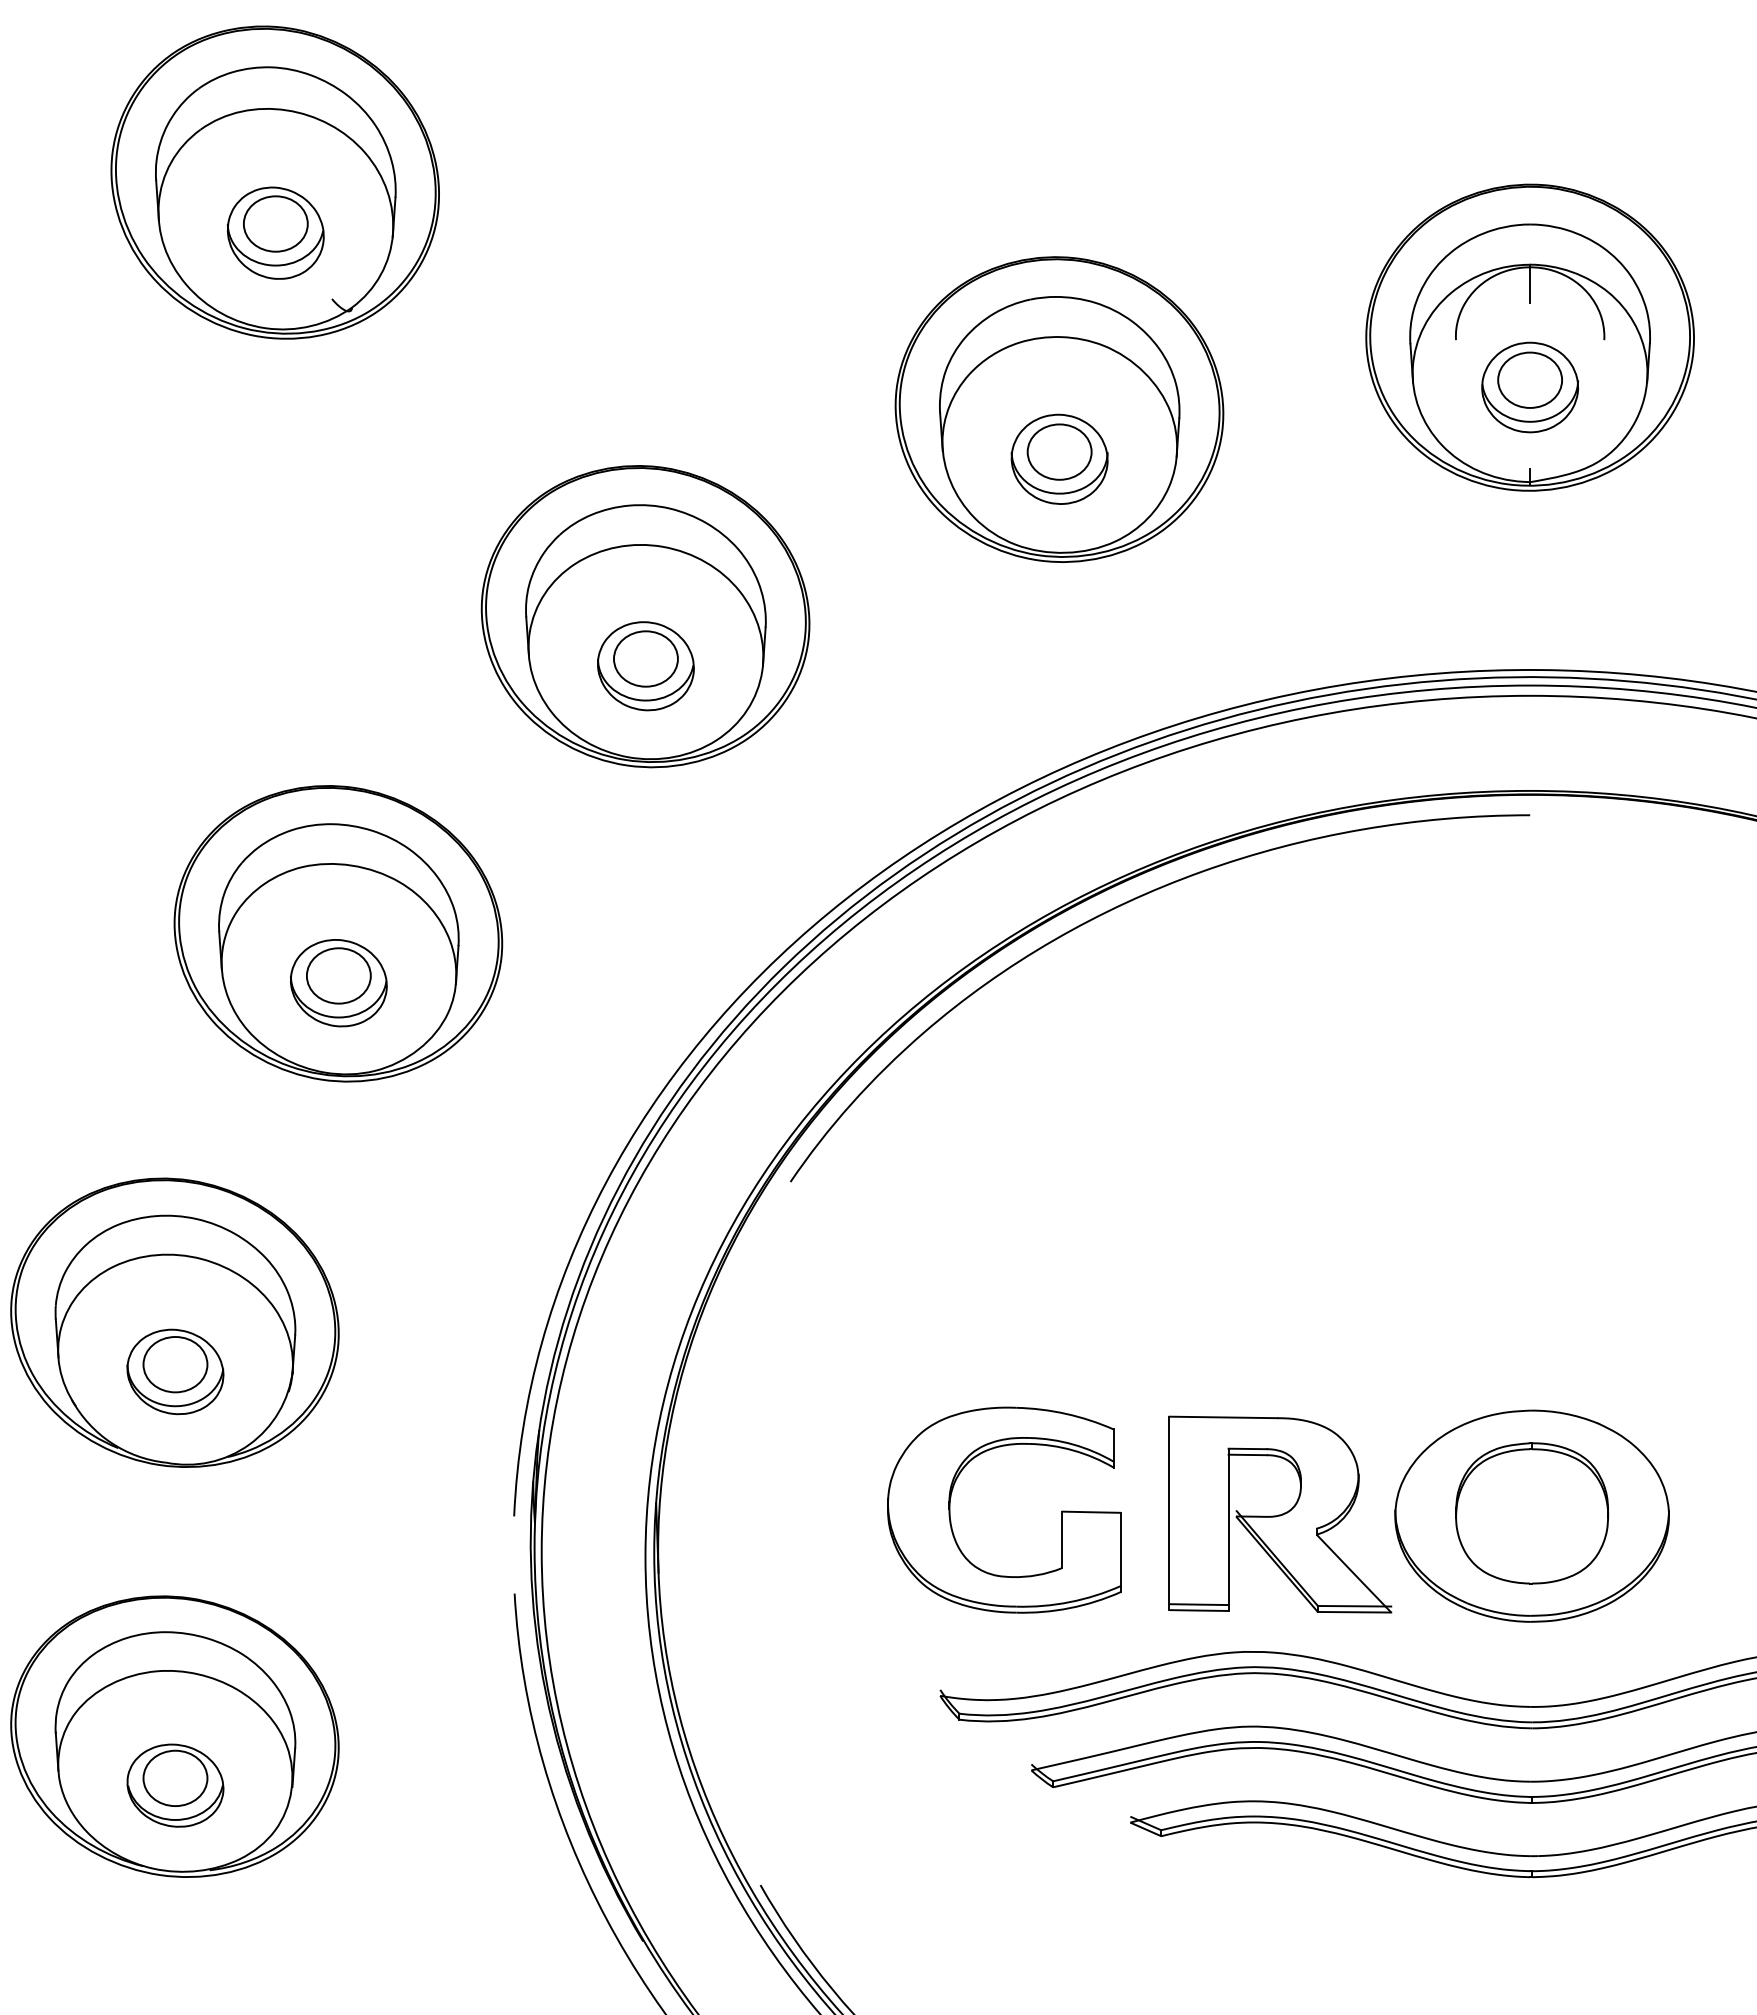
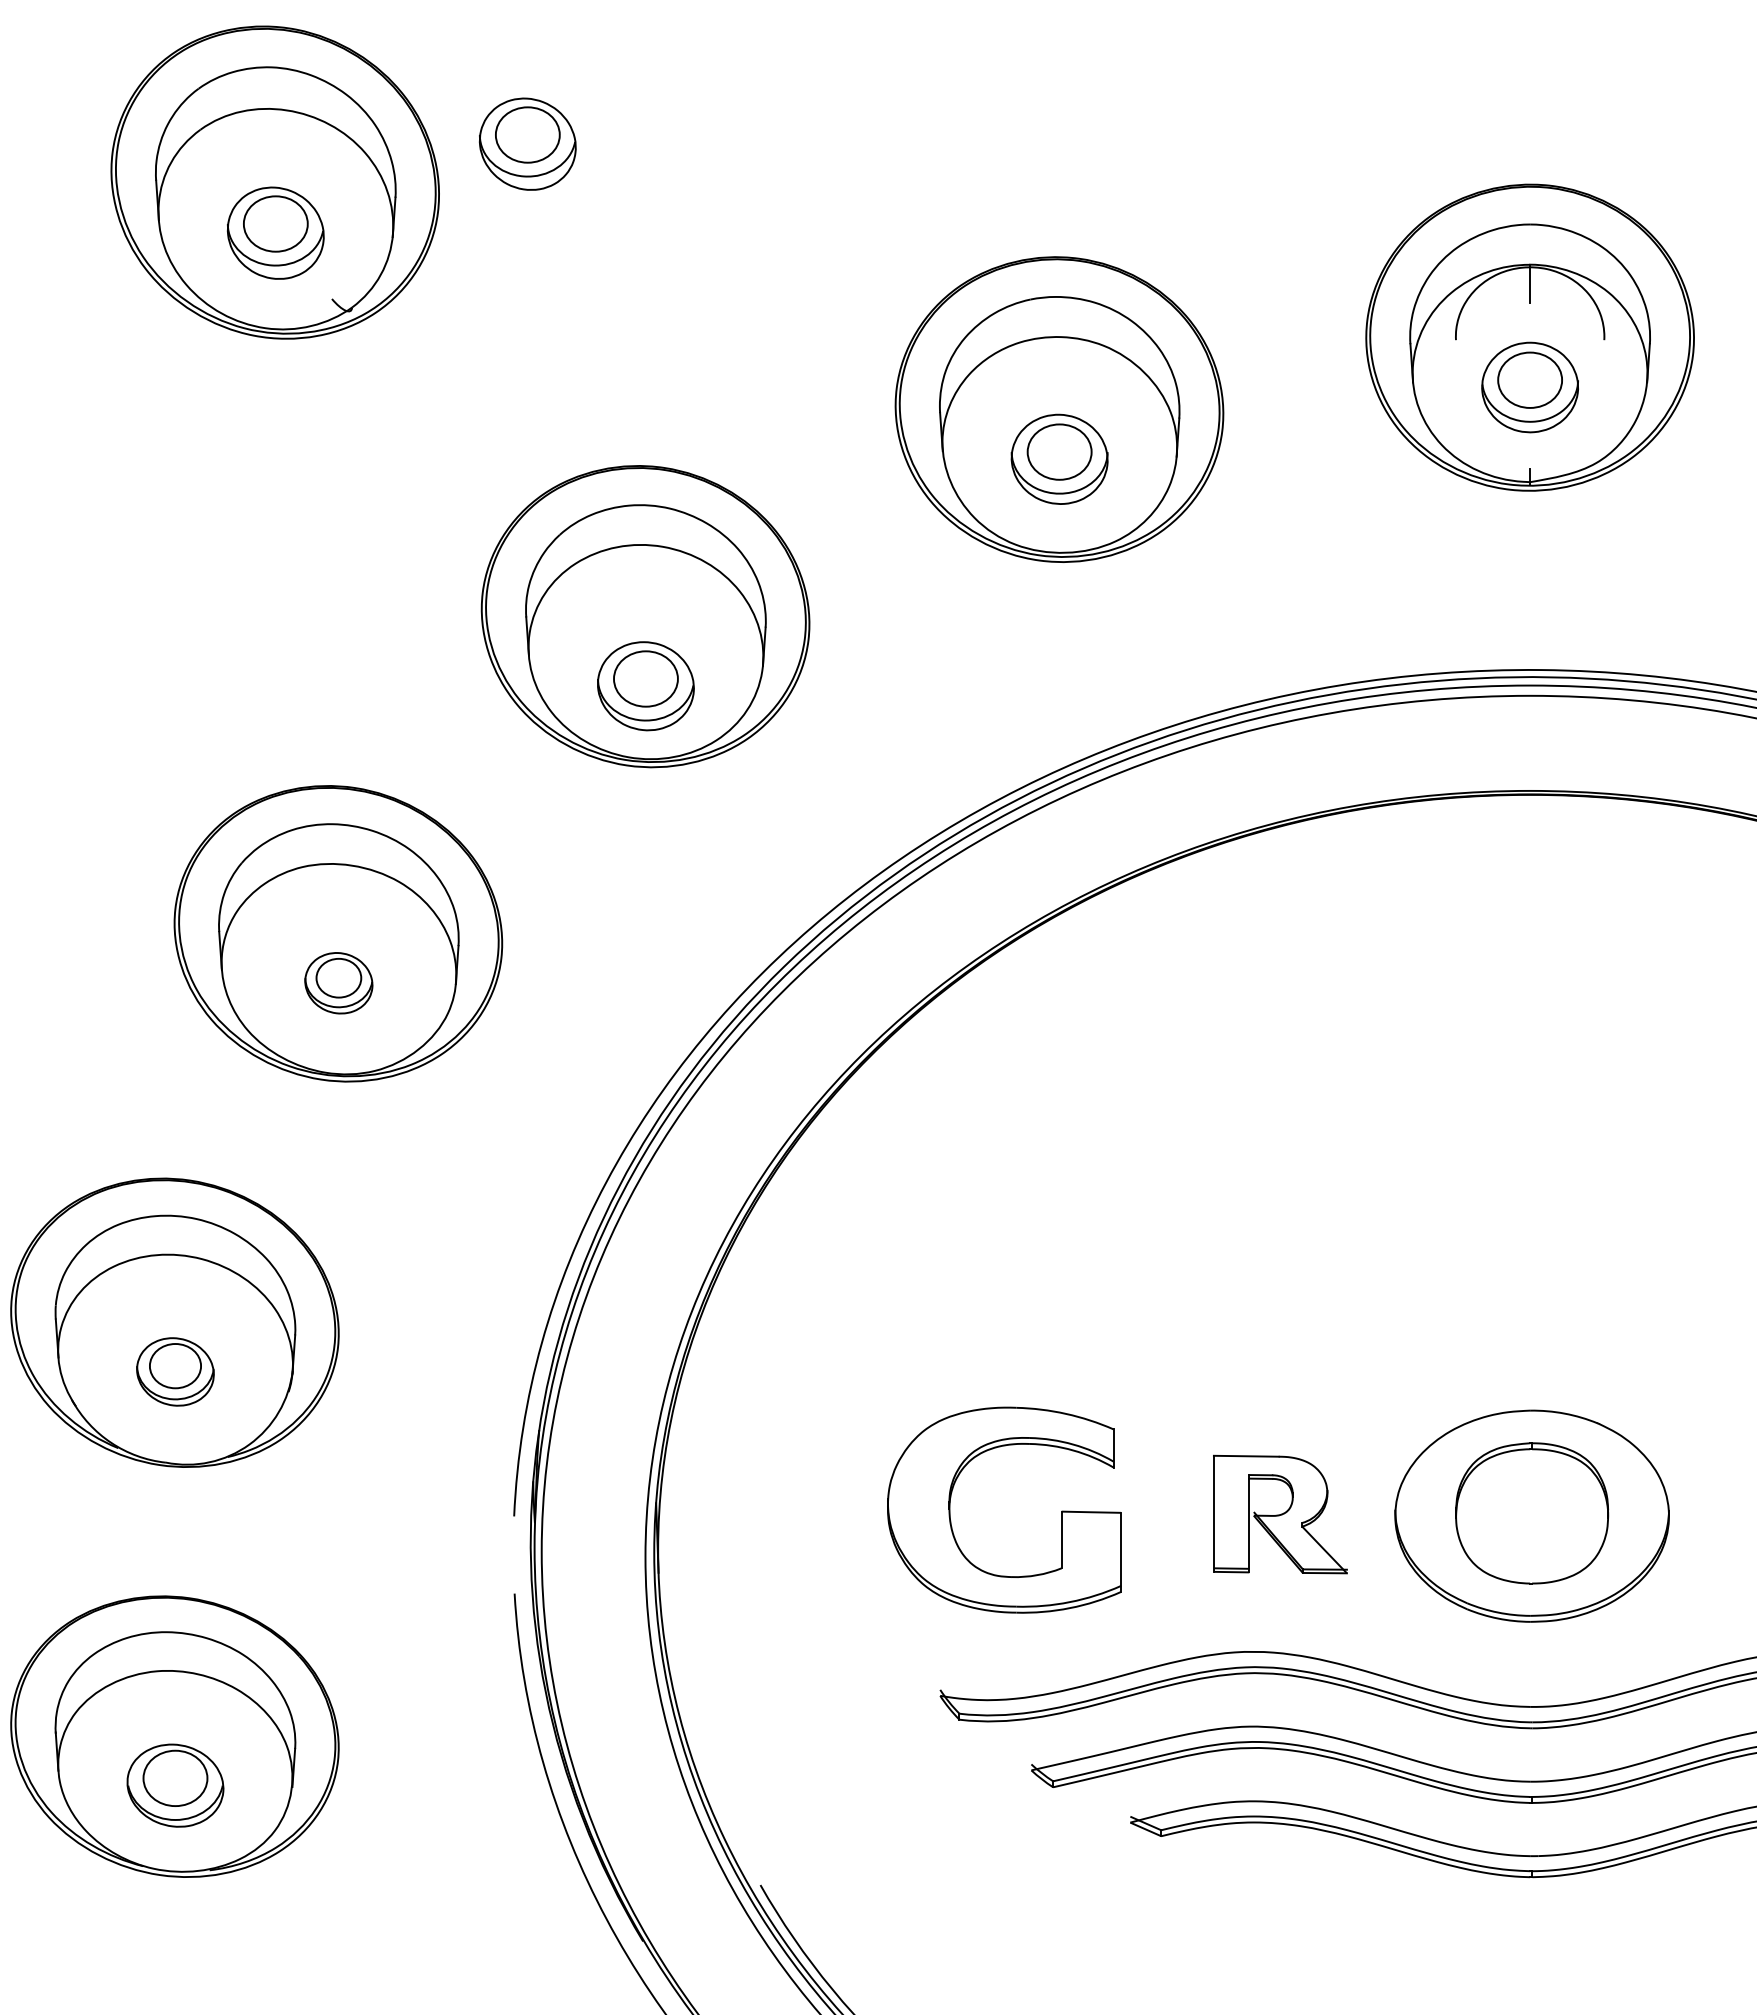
part: none -> present (527, 143)
part position: (645, 666) -> (645, 686) (645, 686)
curve: present -> none (1123, 905)
part size: 98x89 px -> 70x63 px (338, 983)
part size: 99x88 px -> 79x70 px (175, 1371)
part size: 225x199 px -> 135x121 px (1280, 1514)
